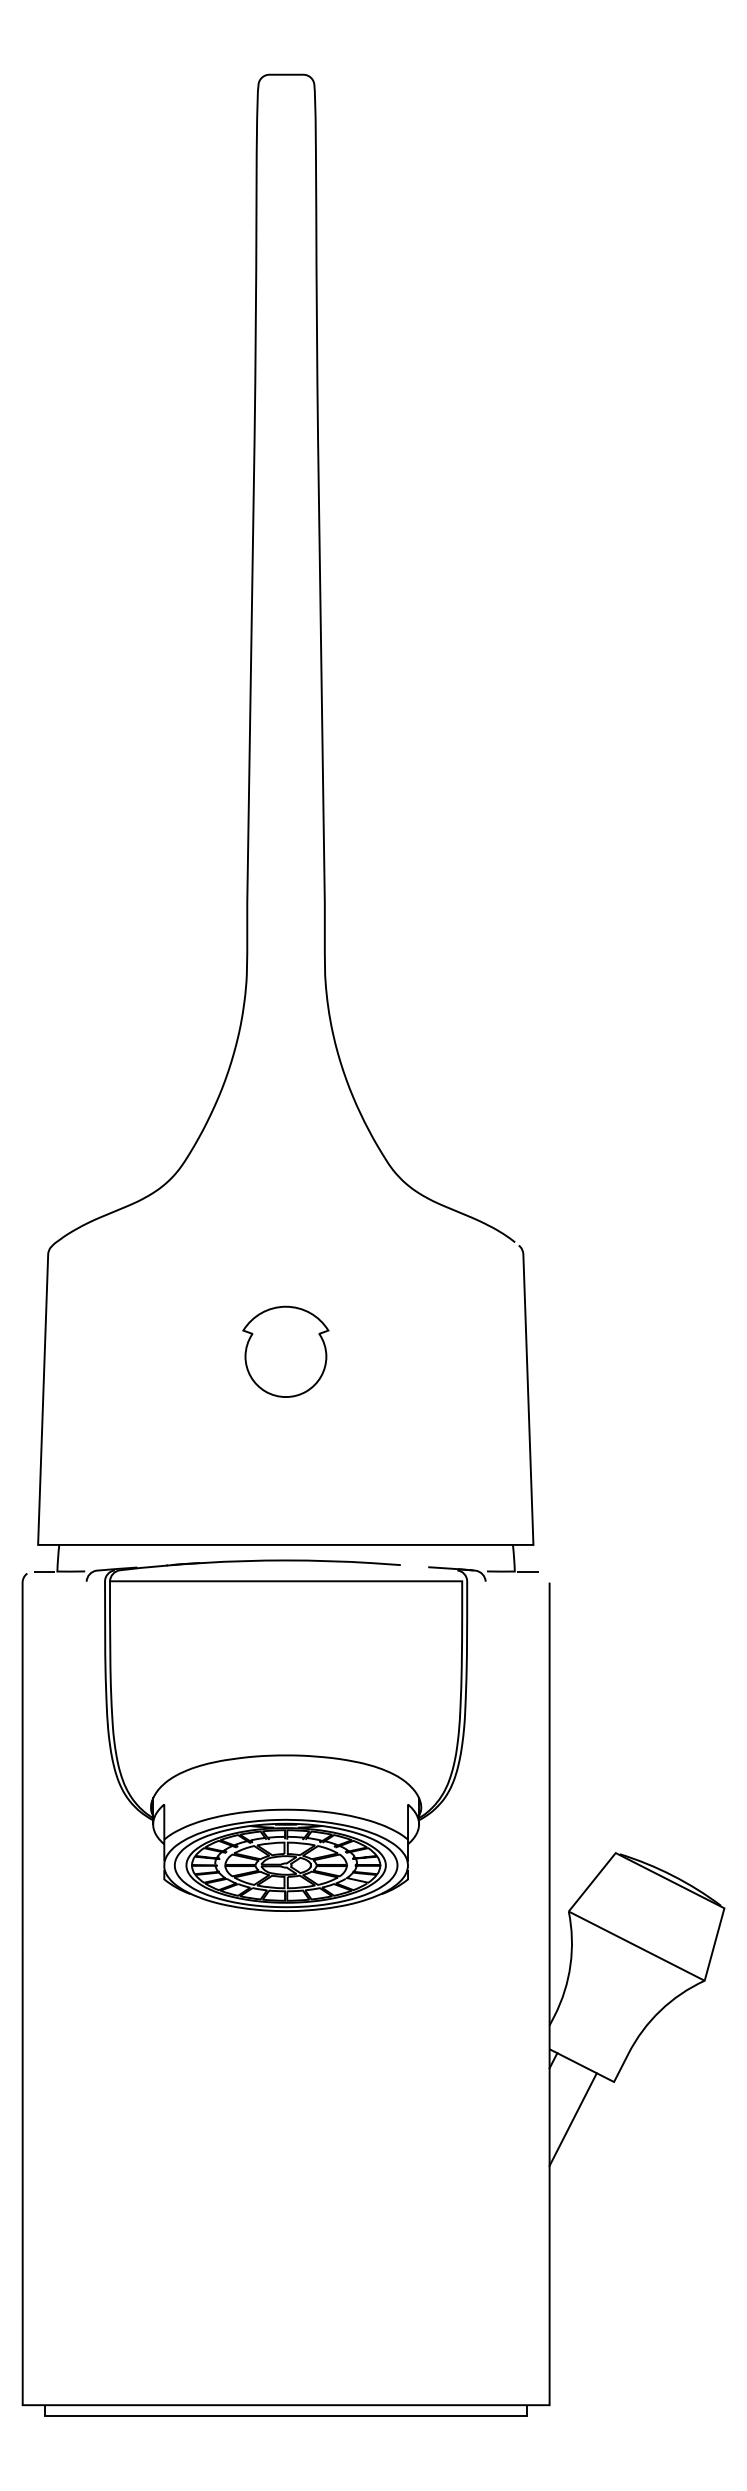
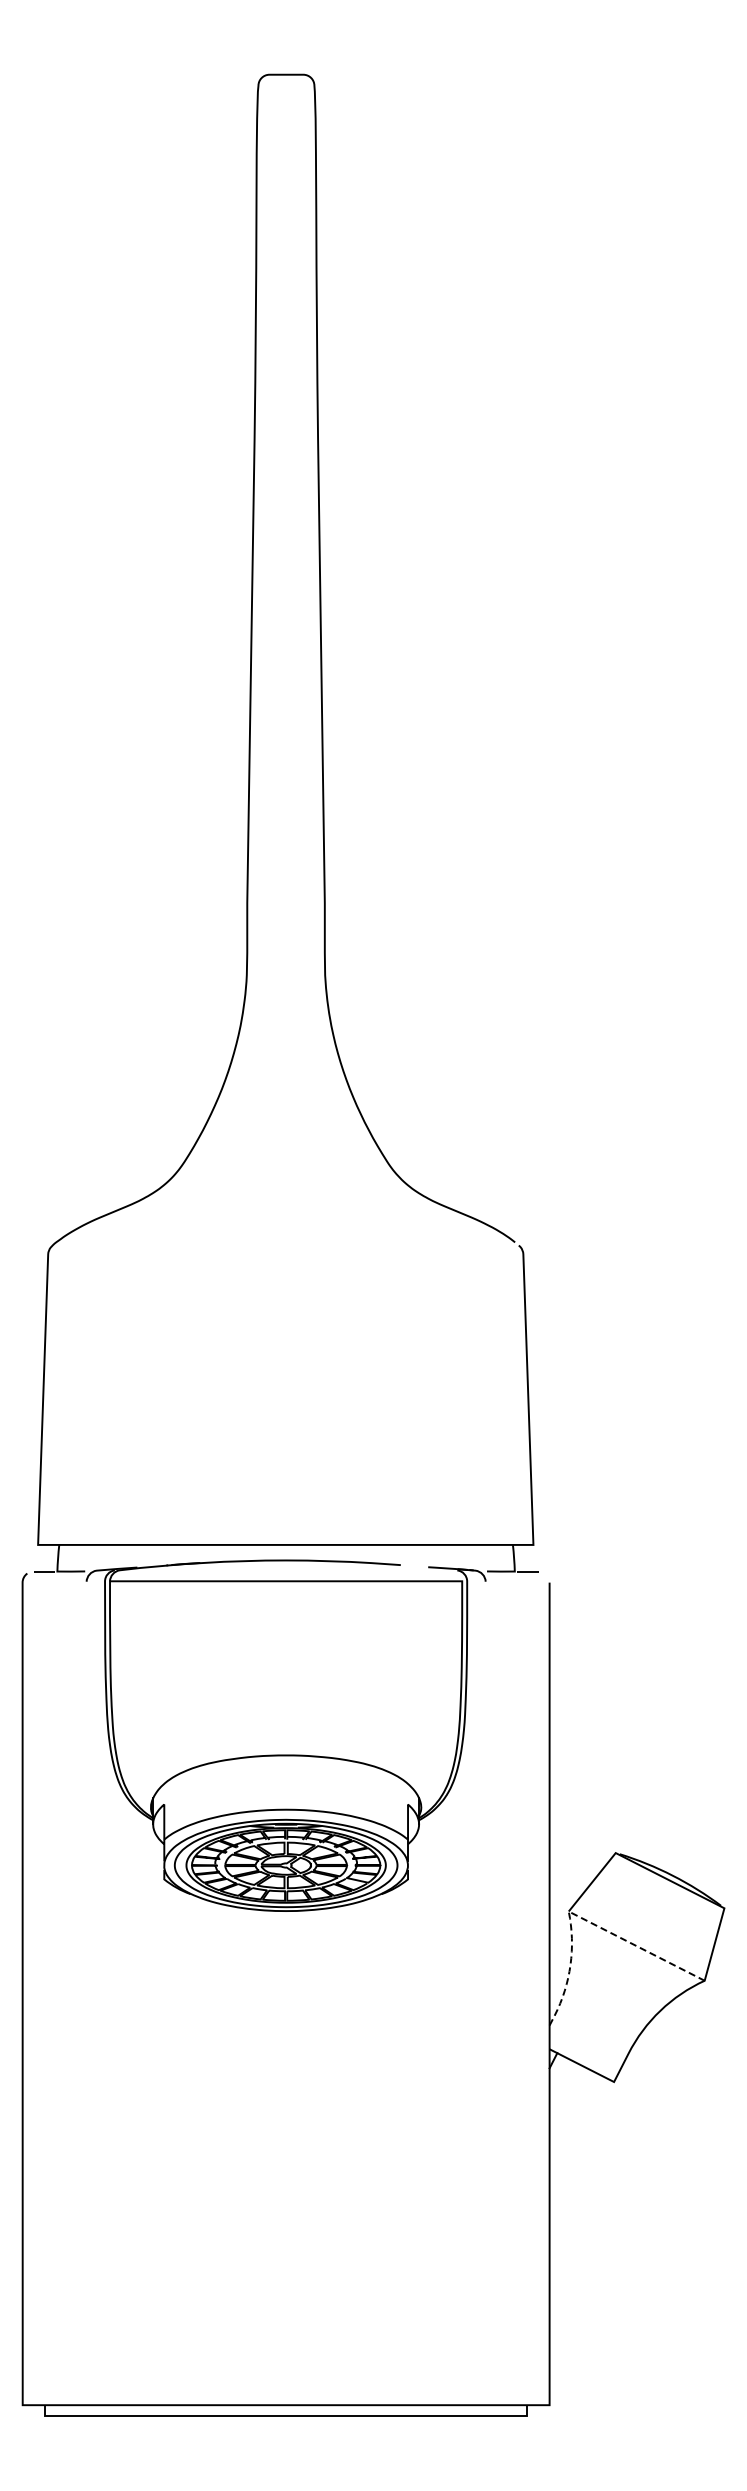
part: present -> none (285, 1351)
line: solid -> dashed (578, 1916)
line: present -> none (572, 2119)
